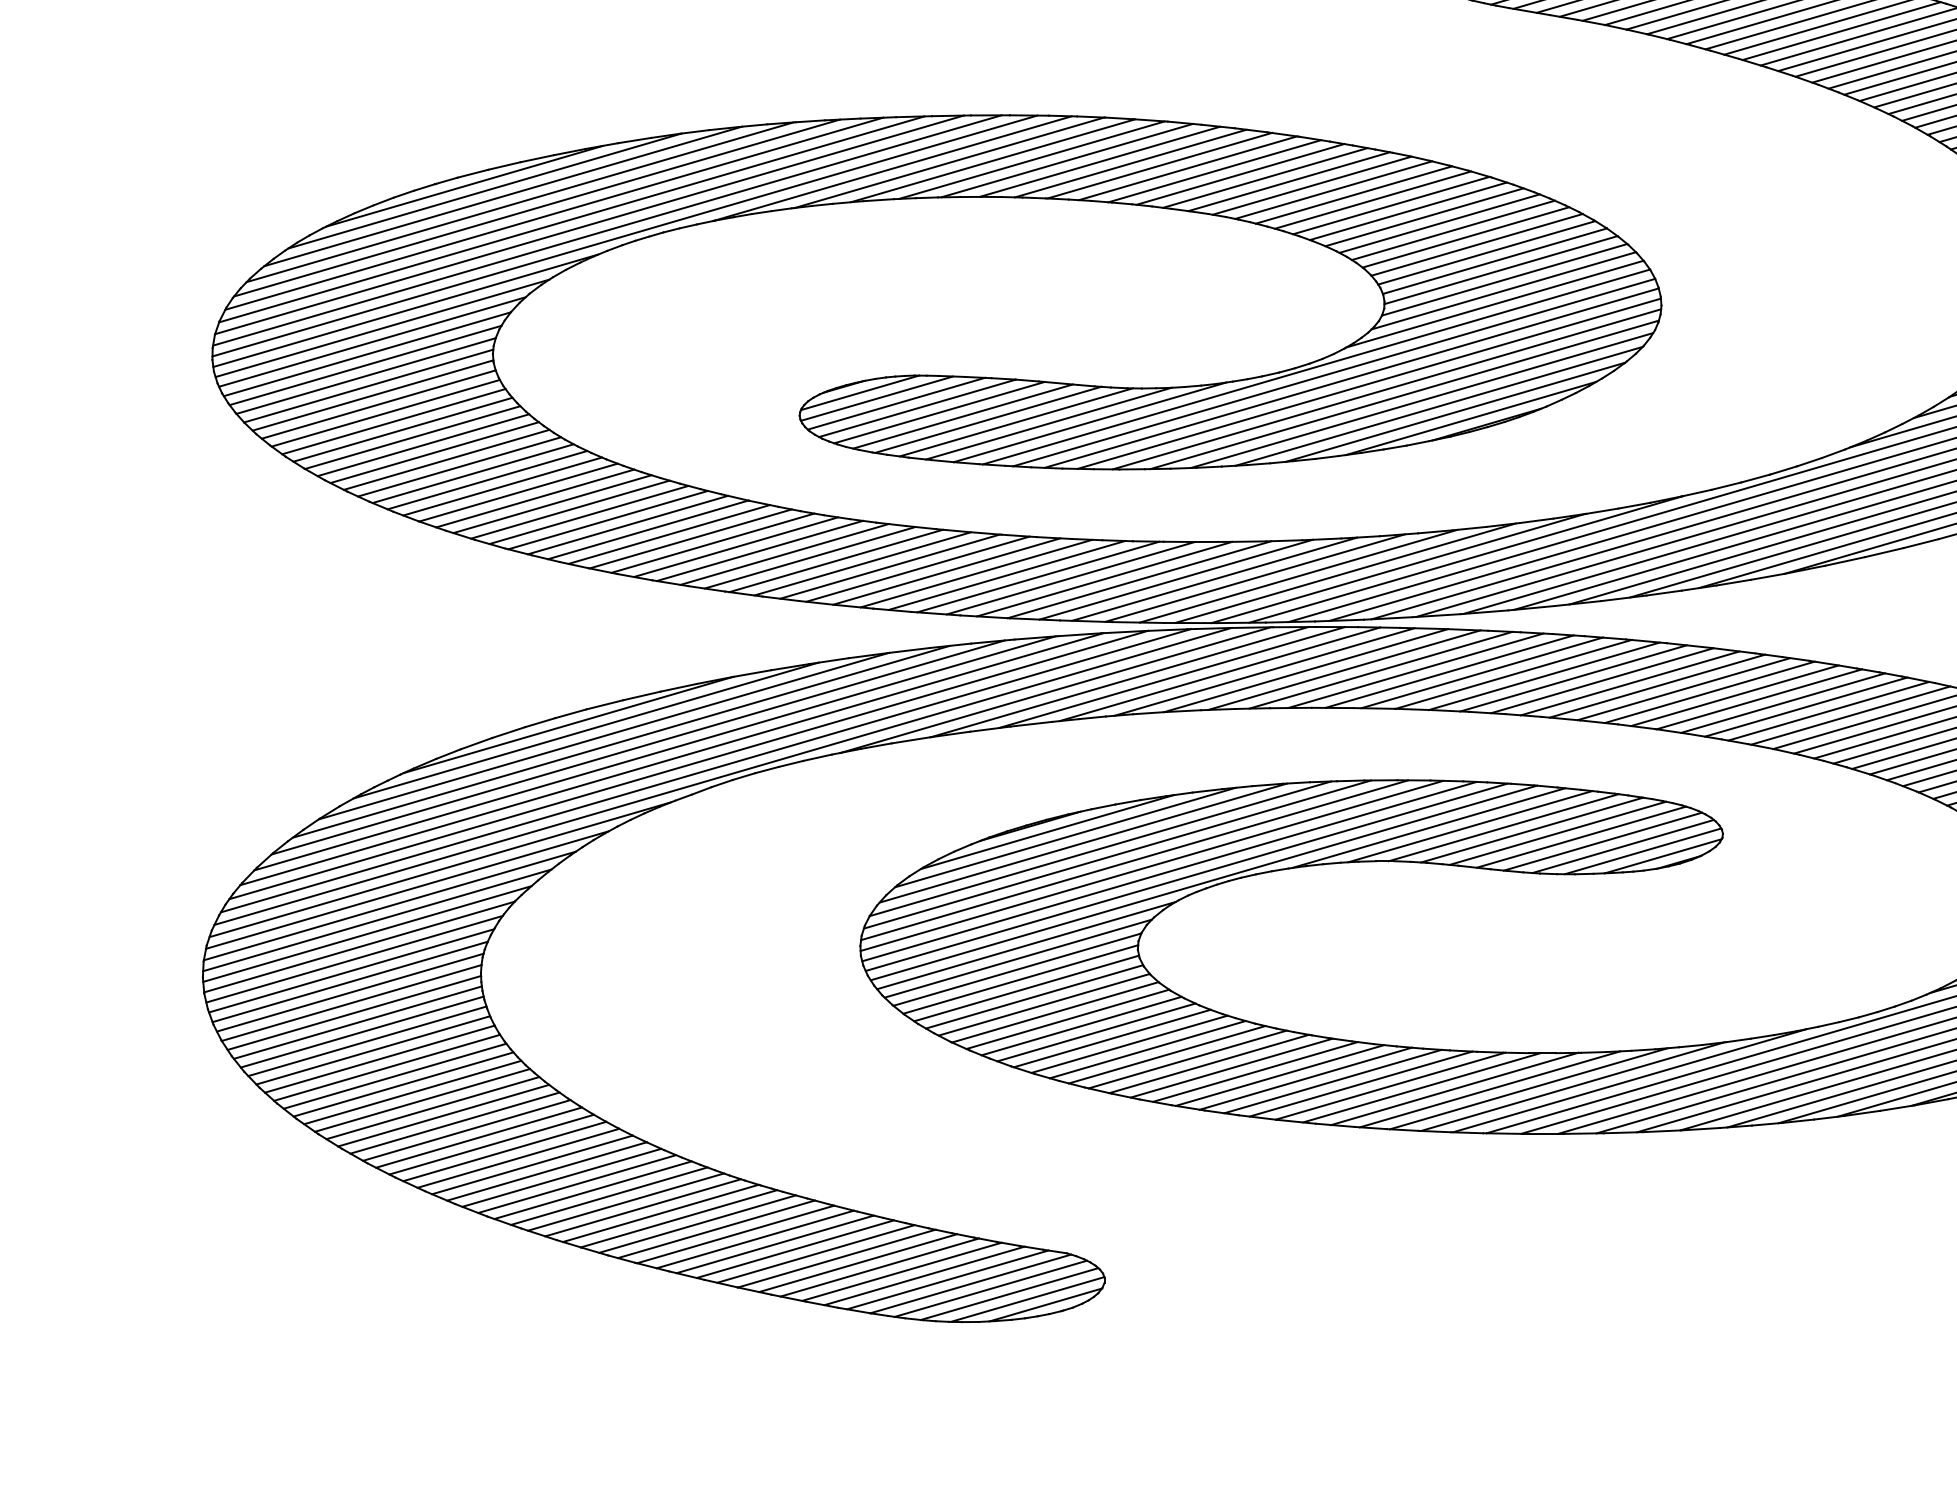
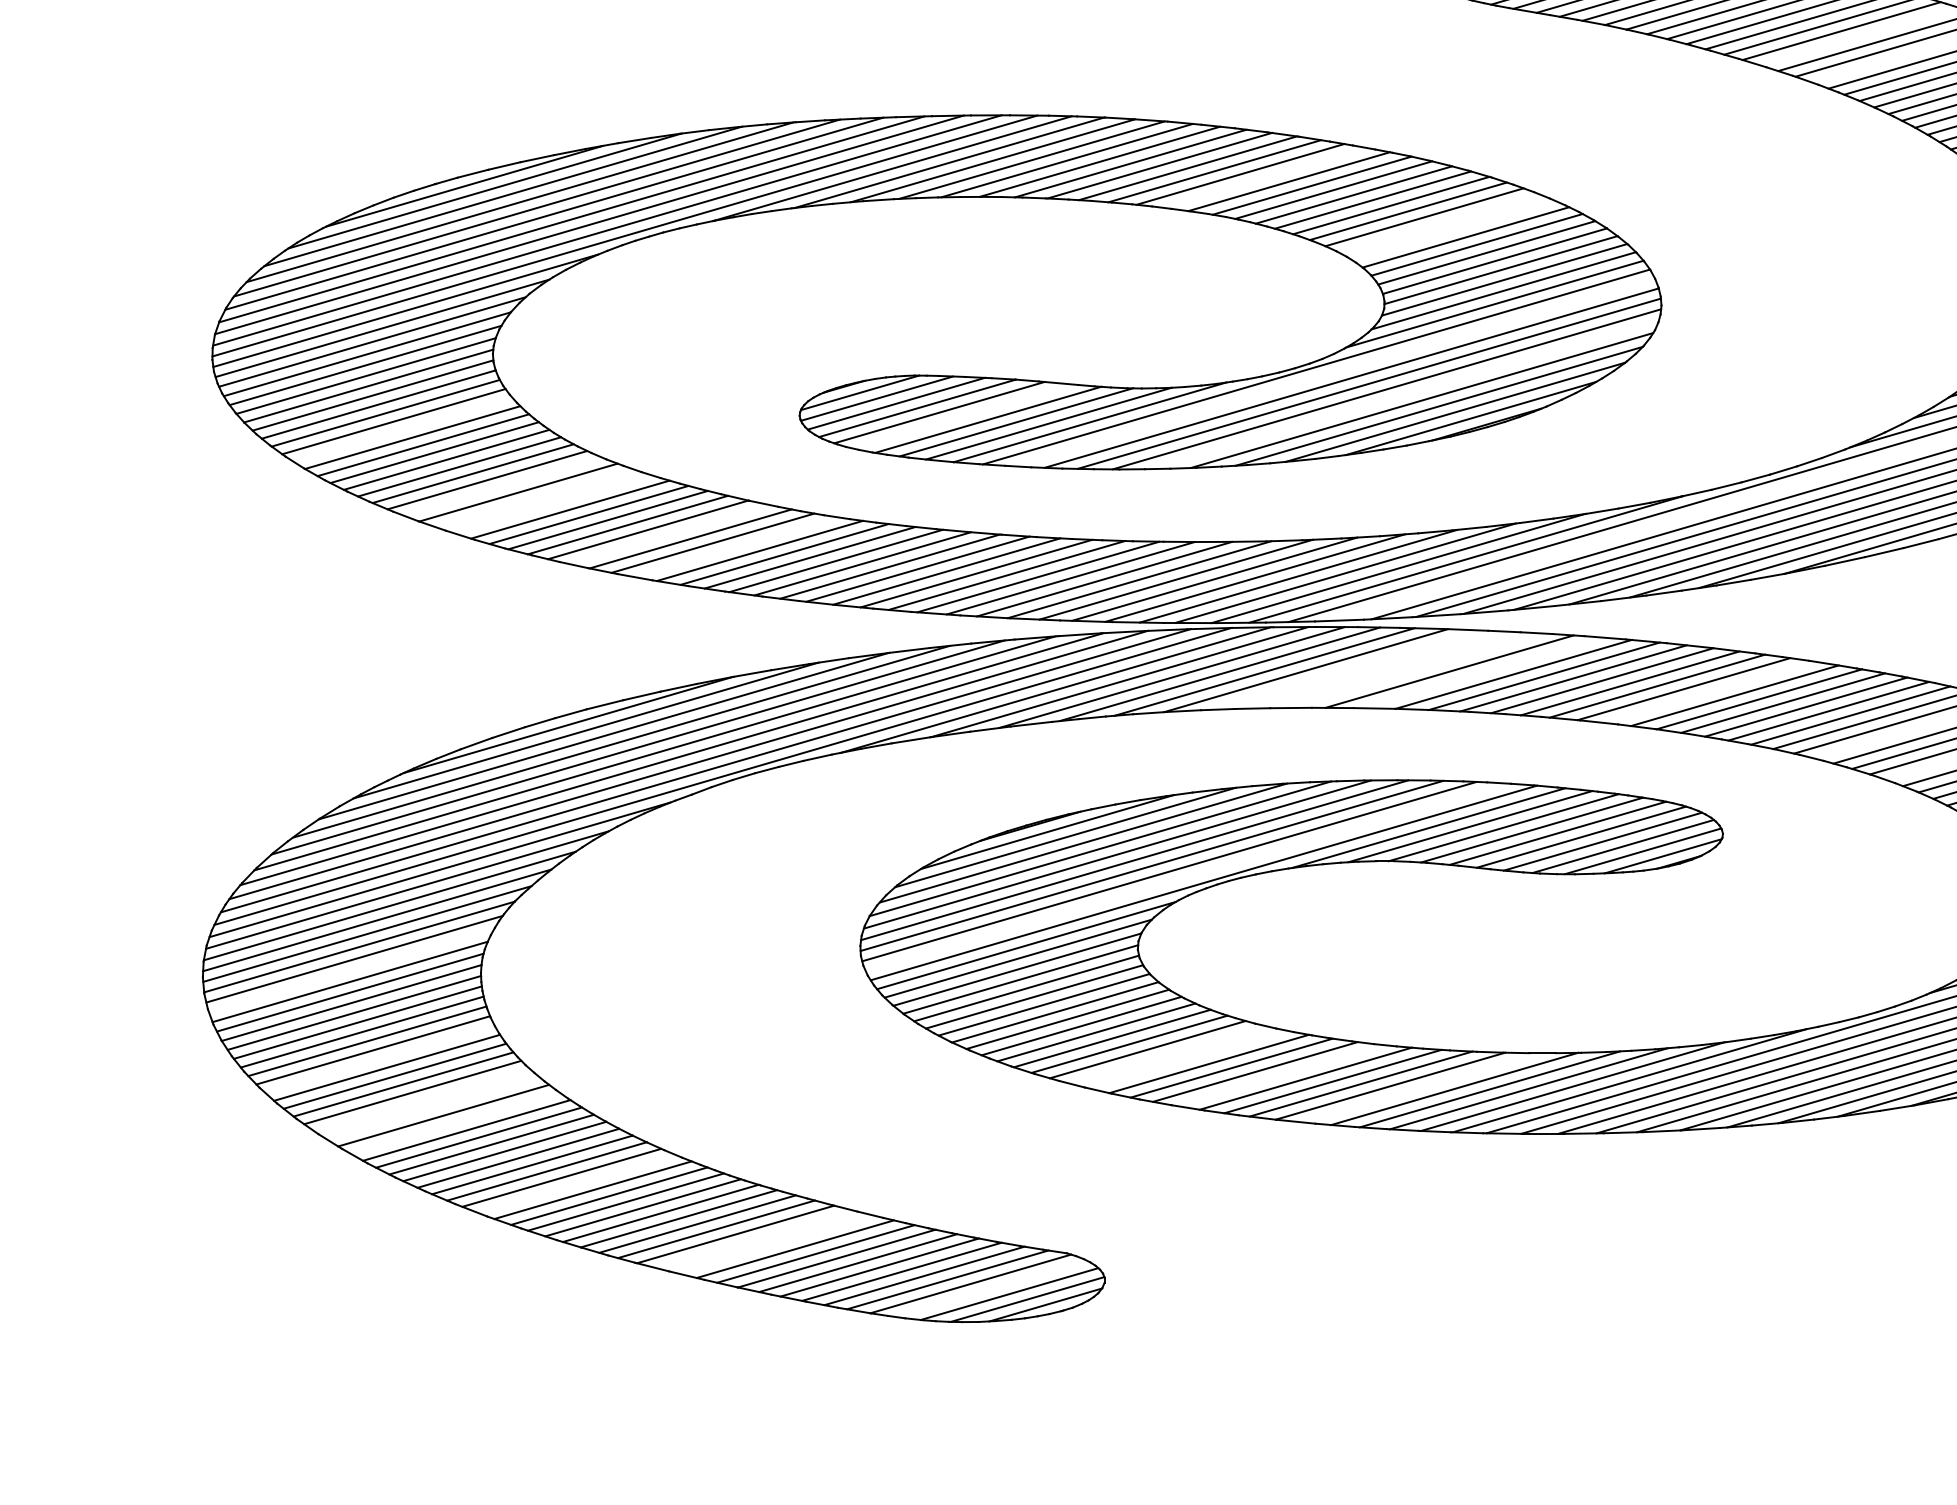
line: present -> none (1856, 37)
line: present -> none (1882, 61)
line: present -> none (1265, 177)
line: present -> none (1439, 223)
line: present -> none (1453, 230)
line: present -> none (1334, 372)
line: present -> none (1404, 394)
line: present -> none (962, 416)
line: present -> none (402, 429)
line: present -> none (502, 486)
line: present -> none (535, 498)
line: present -> none (552, 504)
line: present -> none (1641, 529)
line: present -> none (669, 534)
line: present -> none (736, 546)
line: present -> none (1344, 669)
line: present -> none (1380, 669)
line: present -> none (1415, 670)
line: present -> none (1482, 672)
line: present -> none (1709, 692)
line: present -> none (1883, 737)
line: present -> none (1919, 770)
line: present -> none (1186, 876)
line: present -> none (351, 970)
line: present -> none (1166, 1054)
line: present -> none (379, 1058)
line: present -> none (1187, 1059)
line: present -> none (1279, 1075)
line: present -> none (1421, 1087)
line: present -> none (422, 1100)
line: present -> none (432, 1108)
line: present -> none (454, 1122)
line: present -> none (577, 1183)
line: present -> none (754, 1239)
line: present -> none (774, 1244)
line: present -> none (990, 1288)
